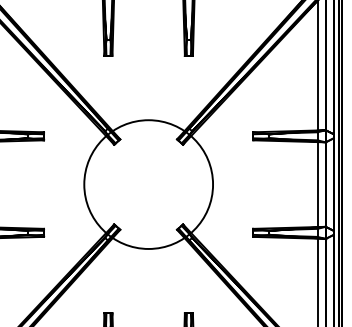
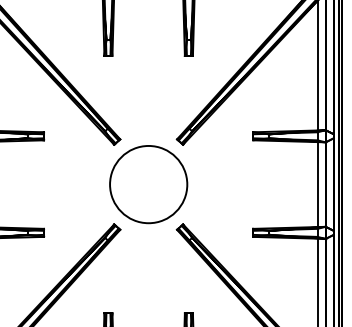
circle diameter: 129 px -> 77 px (148, 184)
